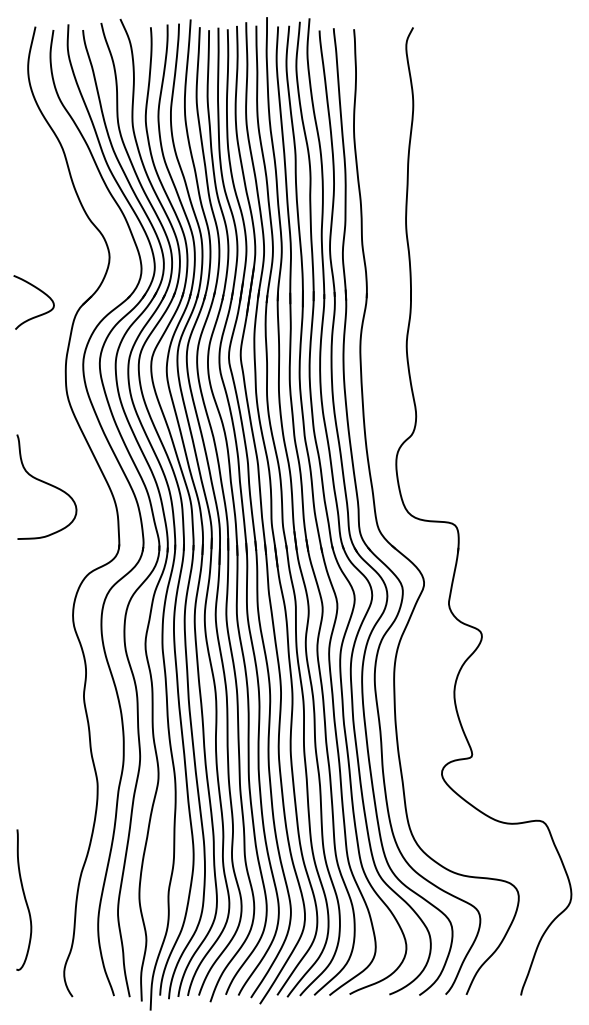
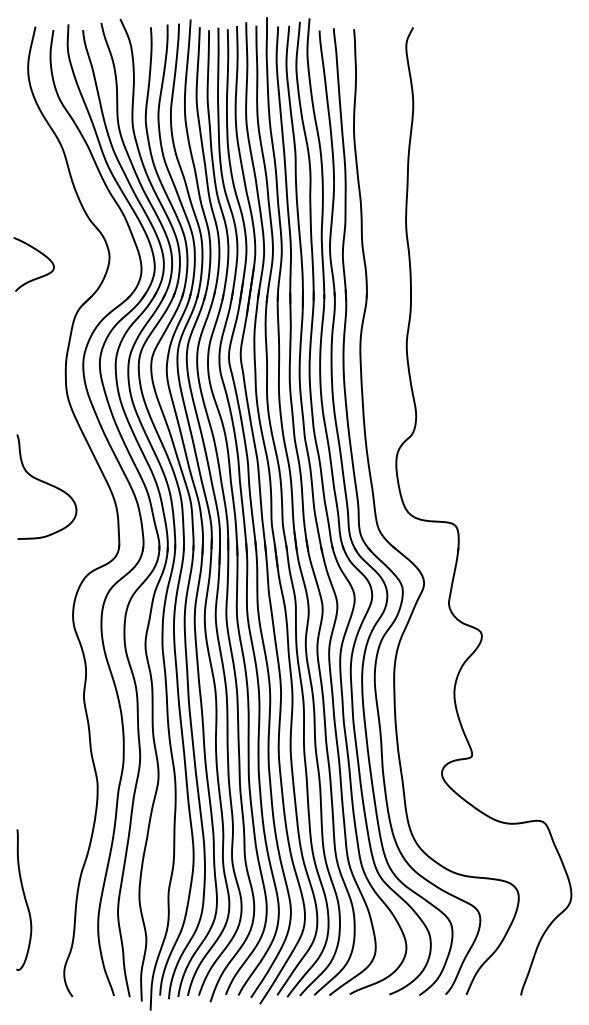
curve position: (41, 292) -> (41, 254) (41, 254)
